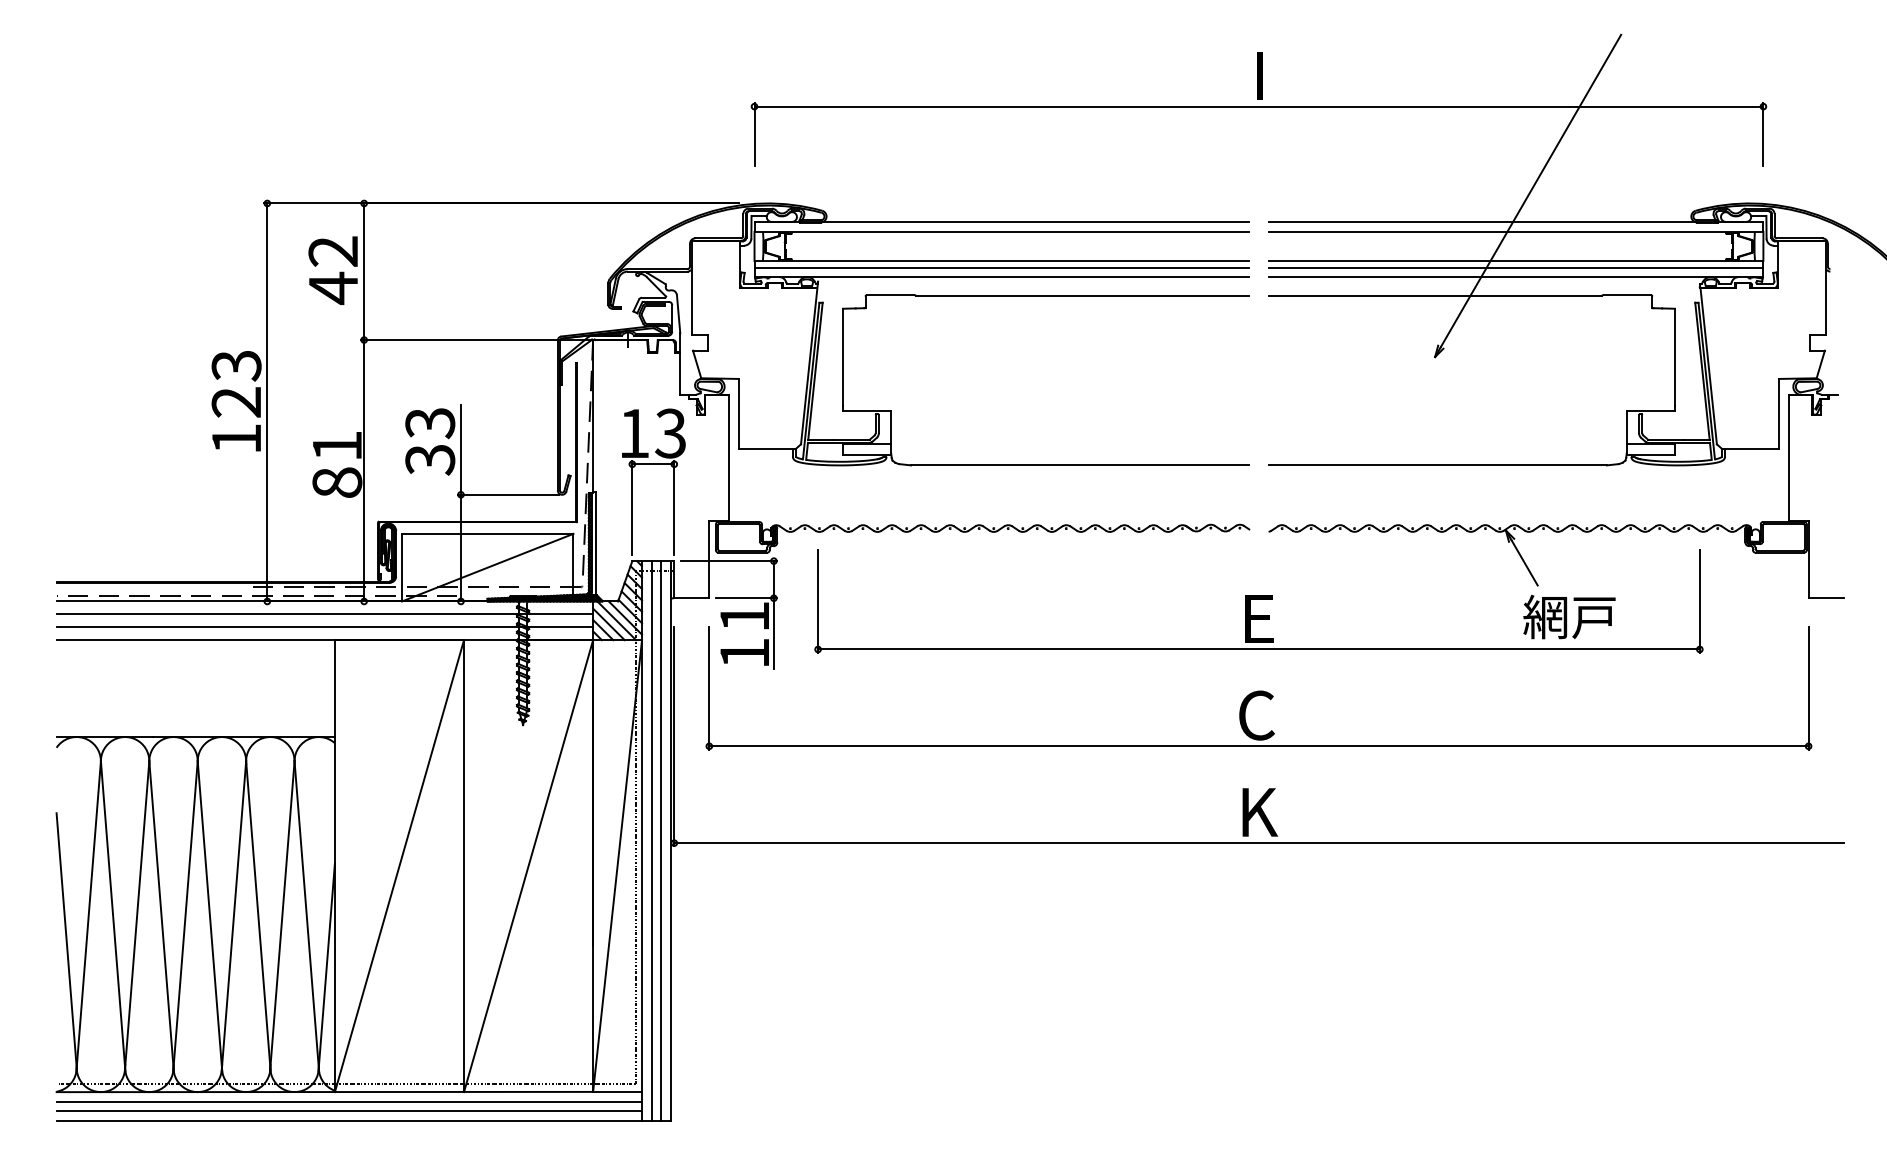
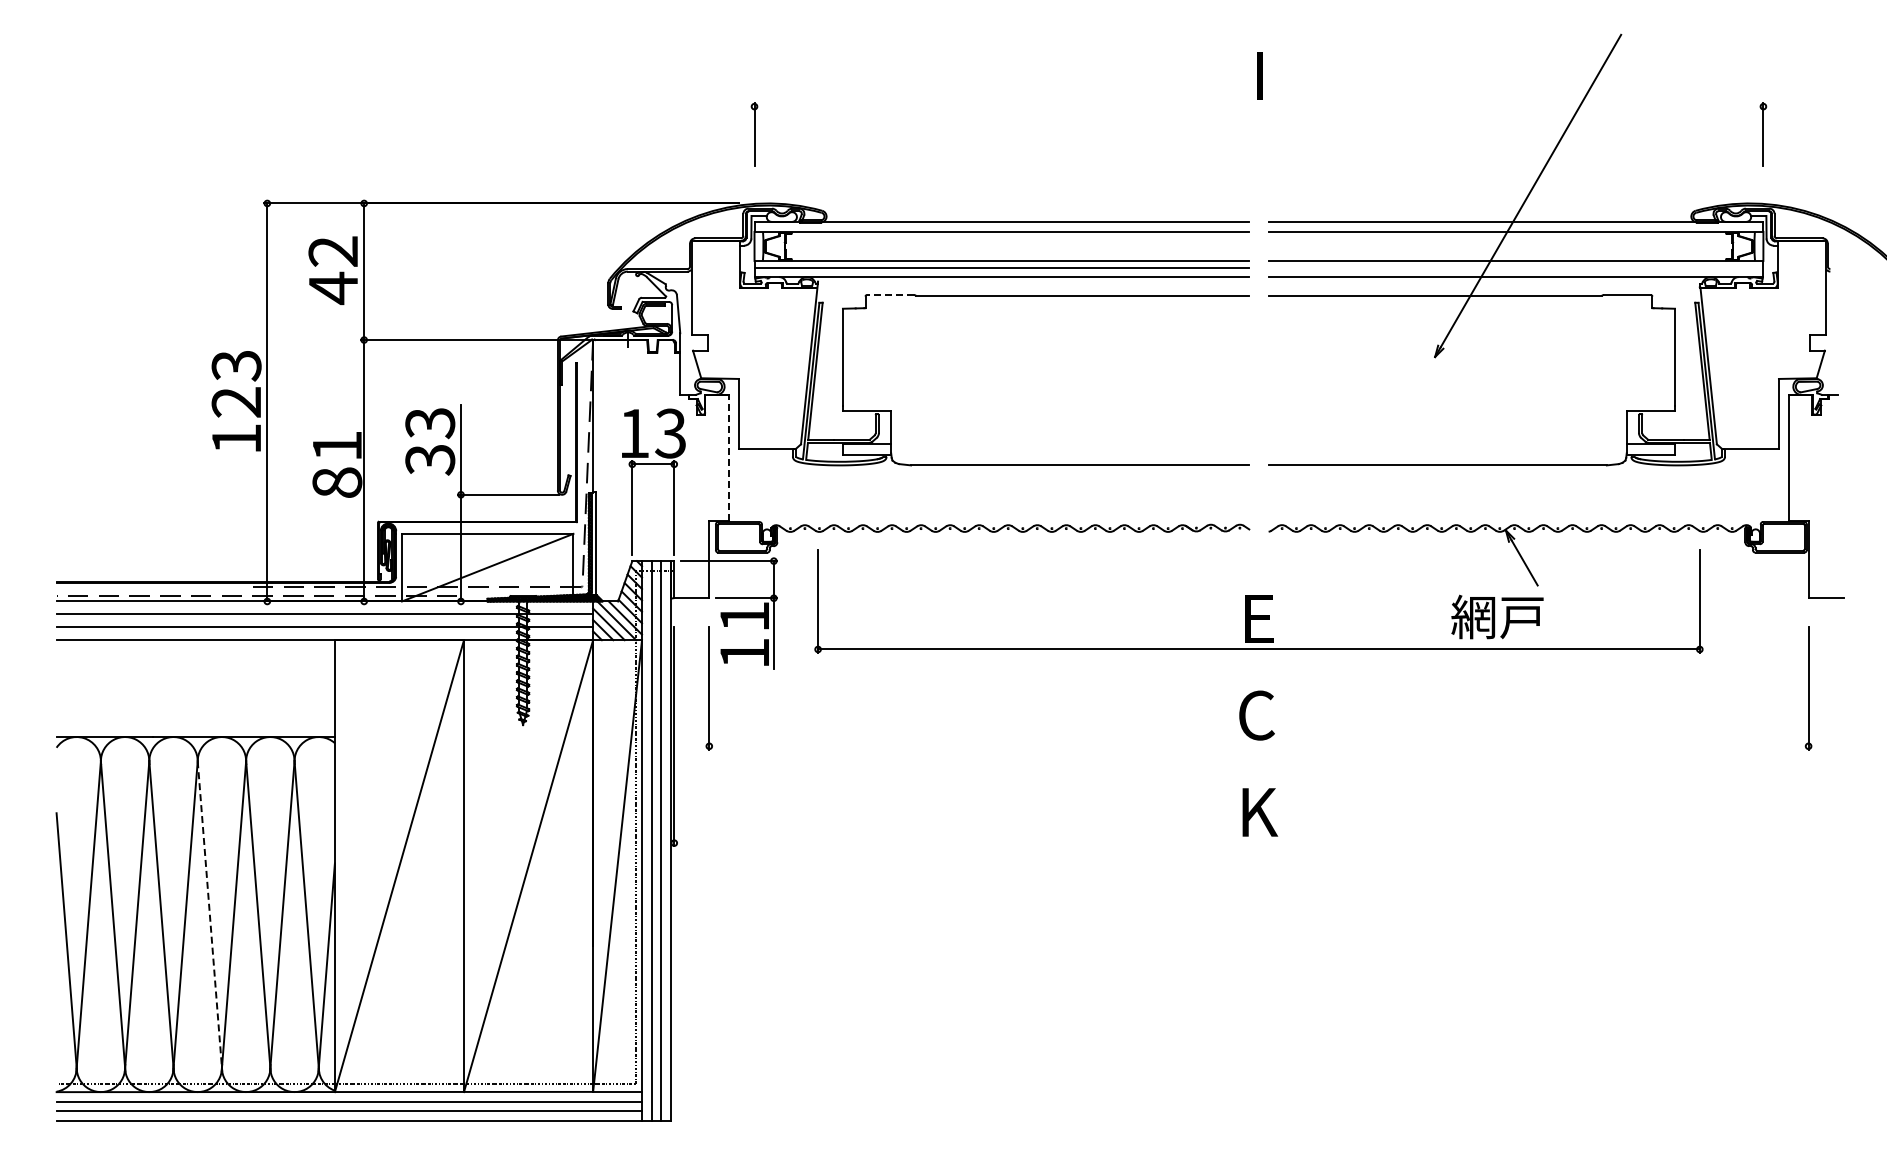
line: present -> none (1258, 106)
line: present -> none (1515, 268)
line: solid -> dashed (889, 294)
line: solid -> dashed (728, 457)
text position: (1569, 616) -> (1497, 616) (1497, 616)
line: present -> none (1258, 746)
line: present -> none (1258, 843)
line: solid -> dashed (210, 916)
